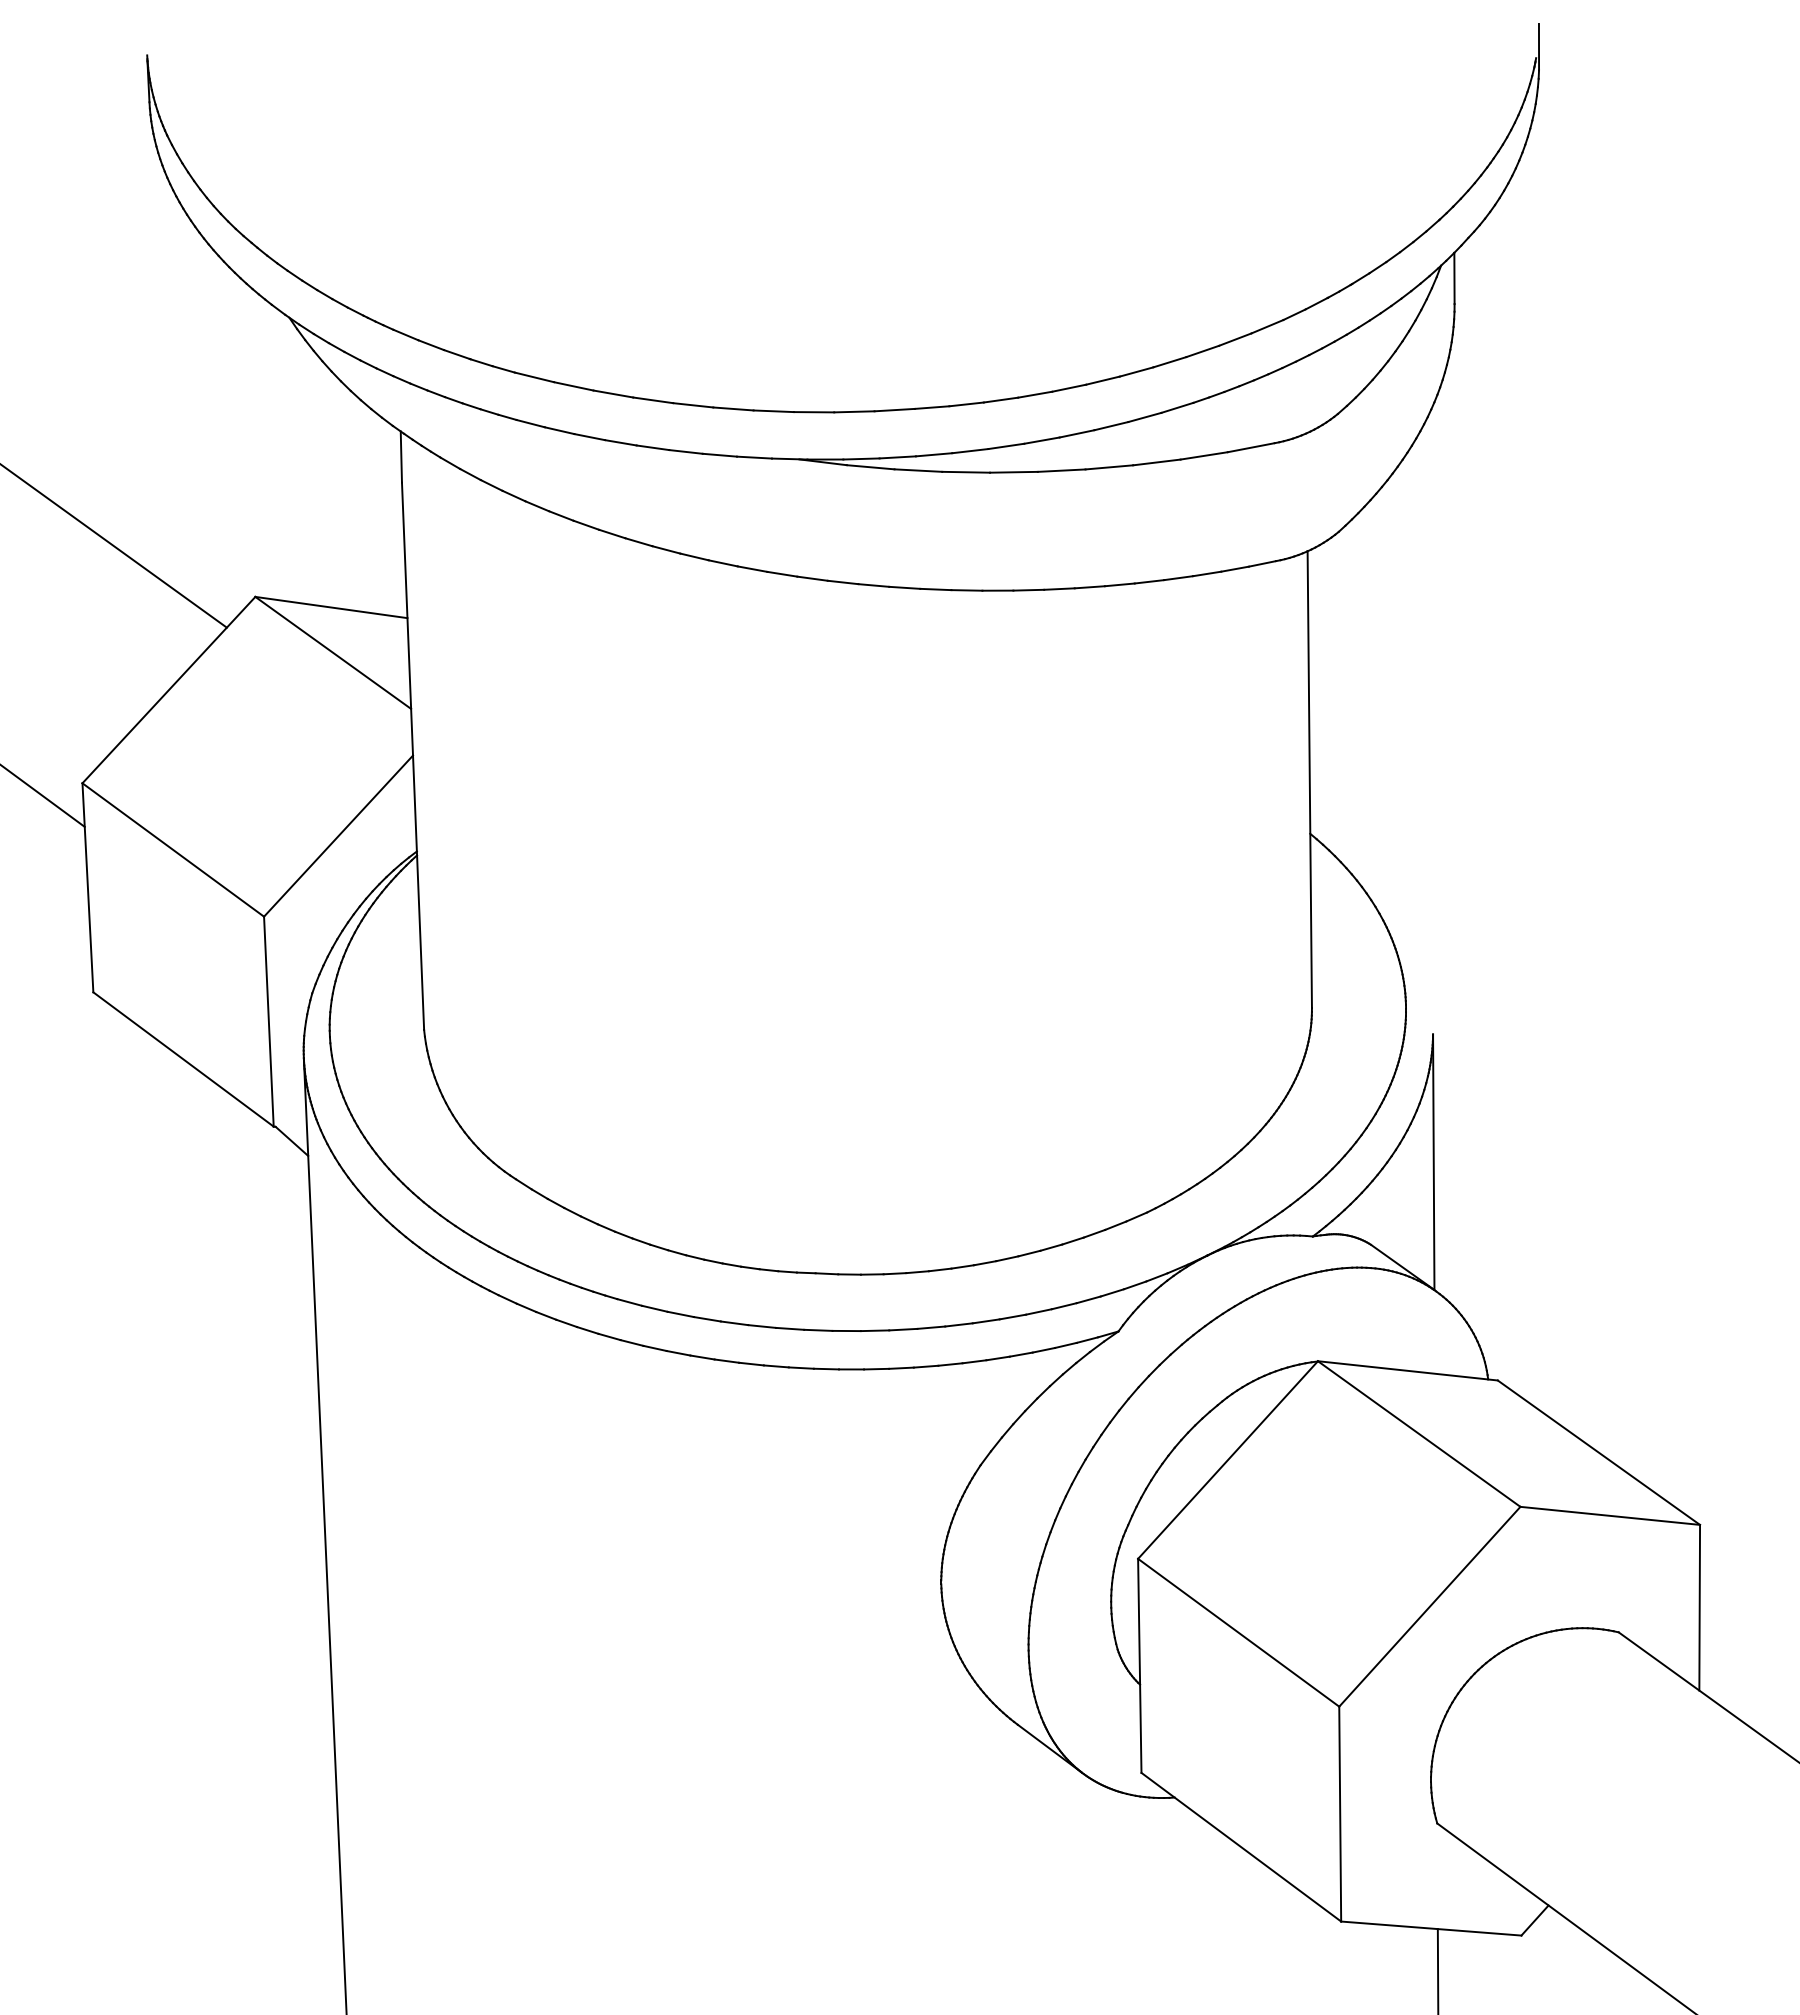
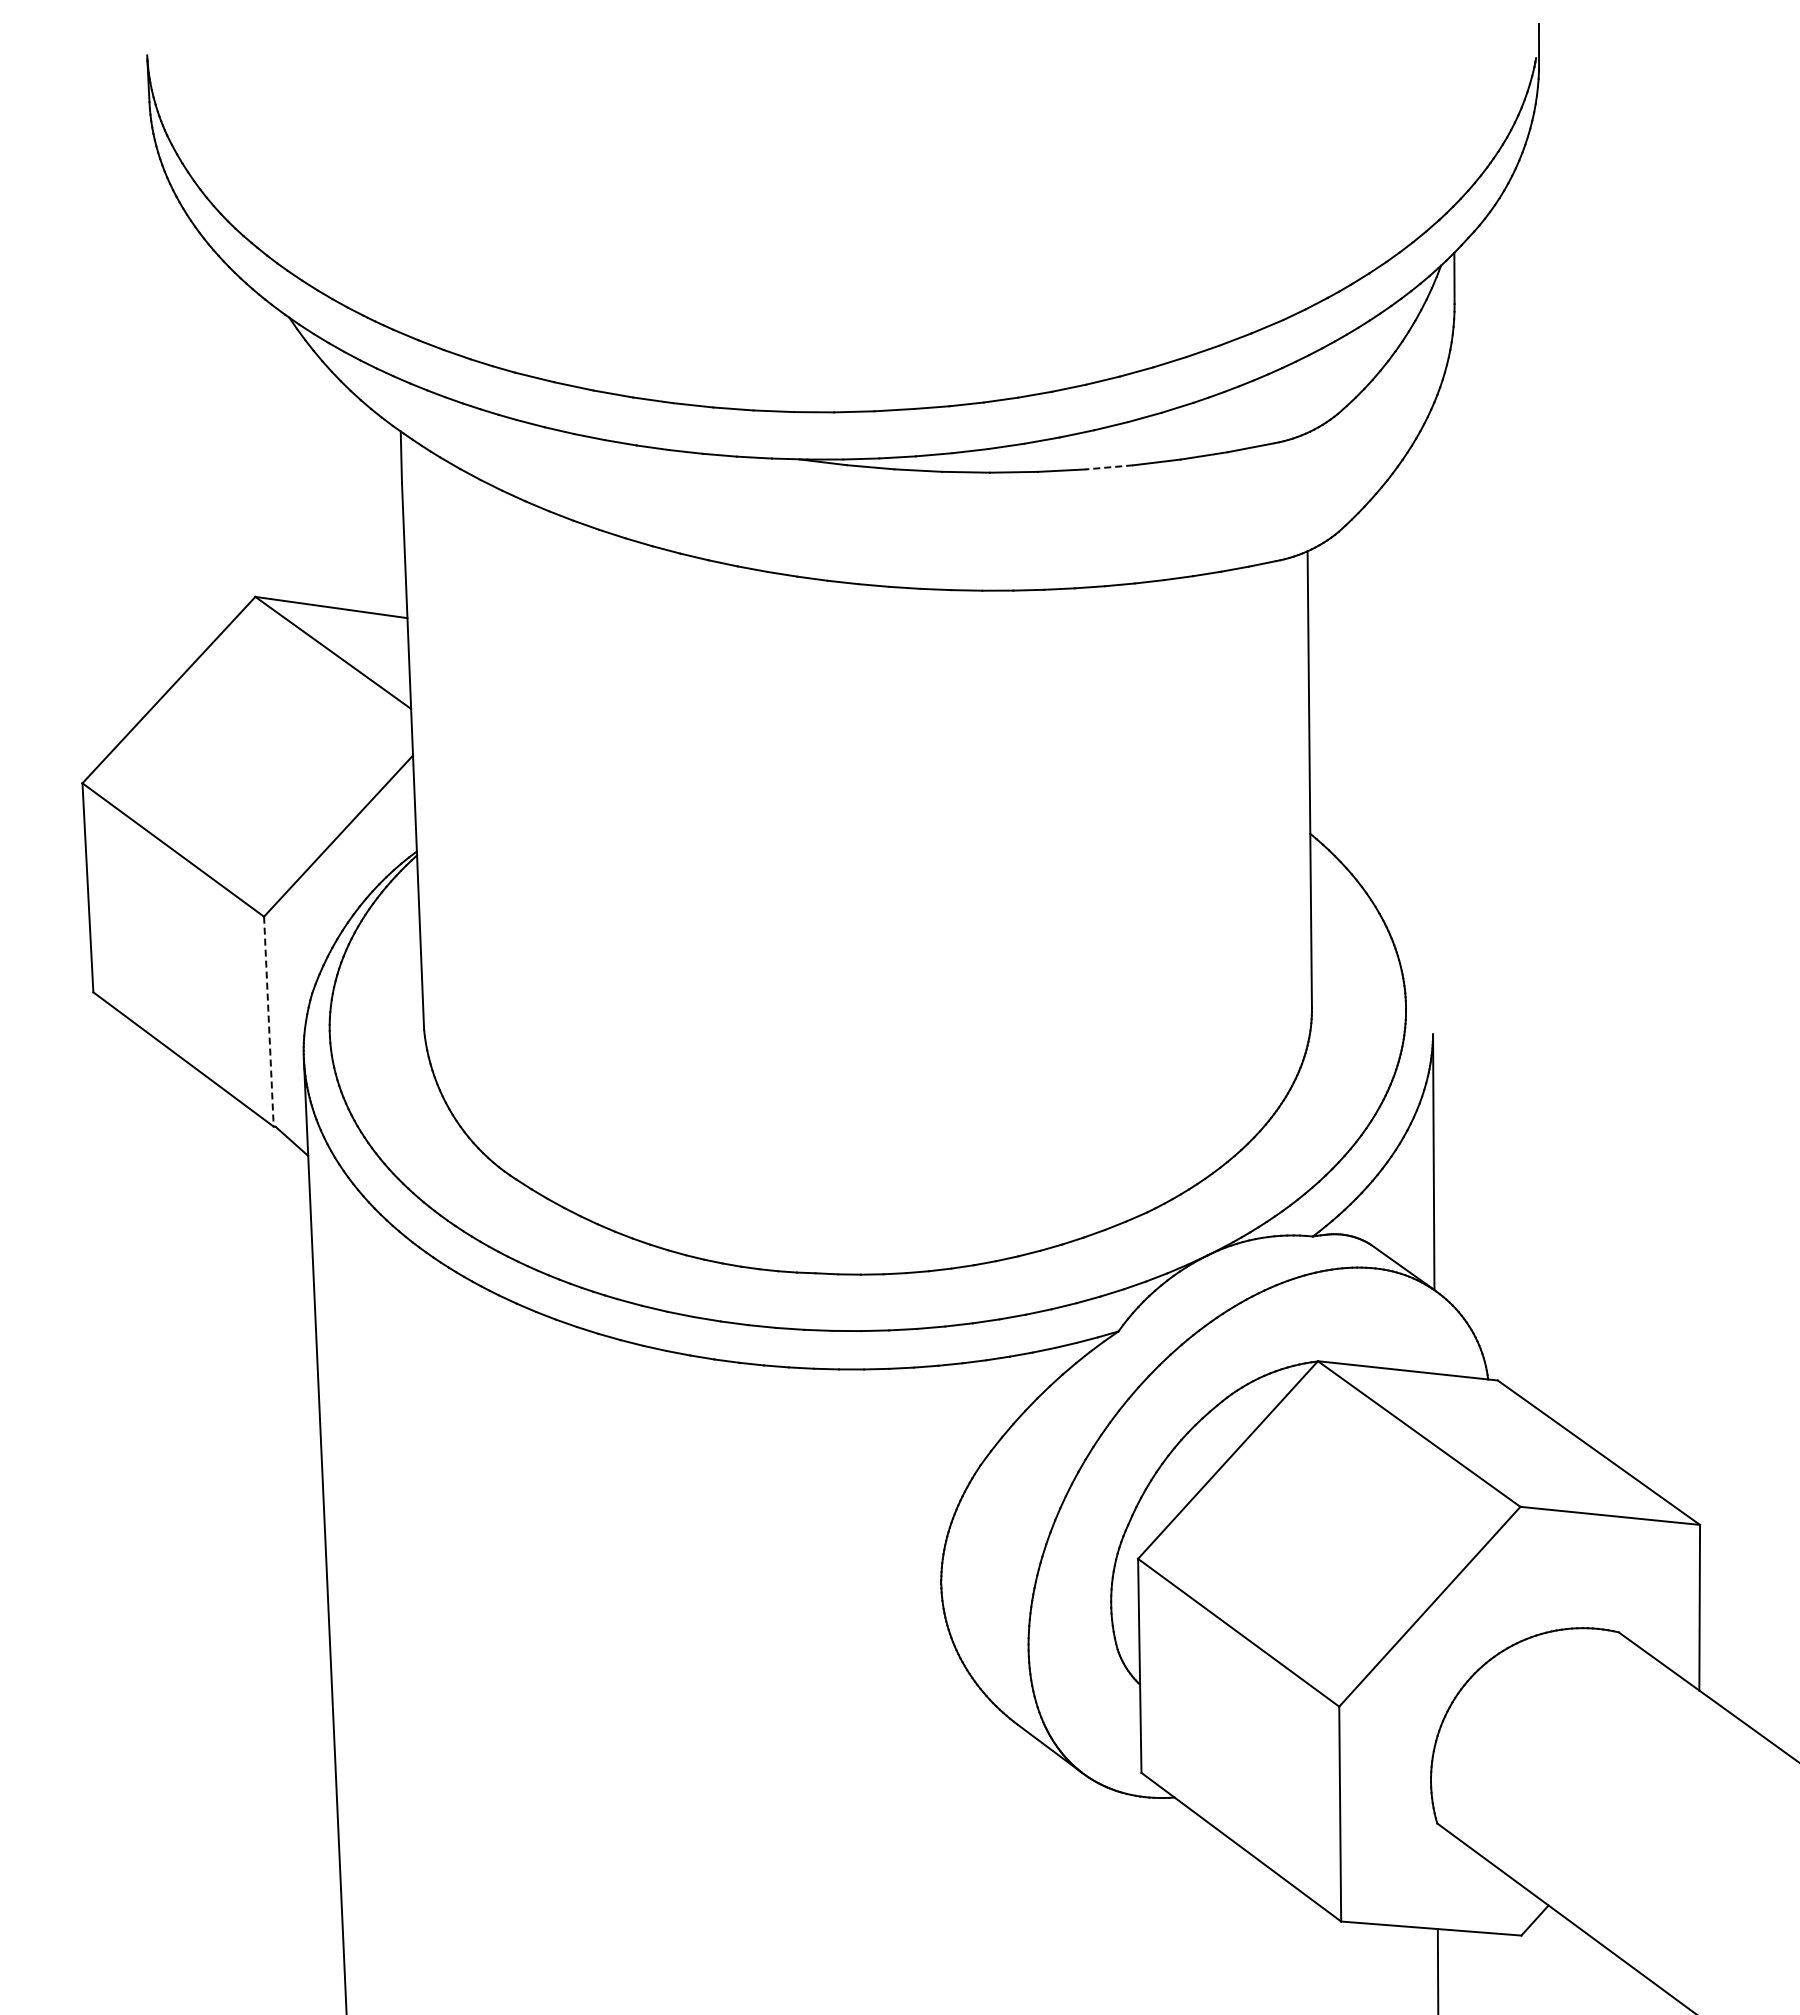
line: solid -> dashed (1109, 467)
line: present -> none (114, 546)
line: present -> none (43, 796)
line: solid -> dashed (268, 1022)
